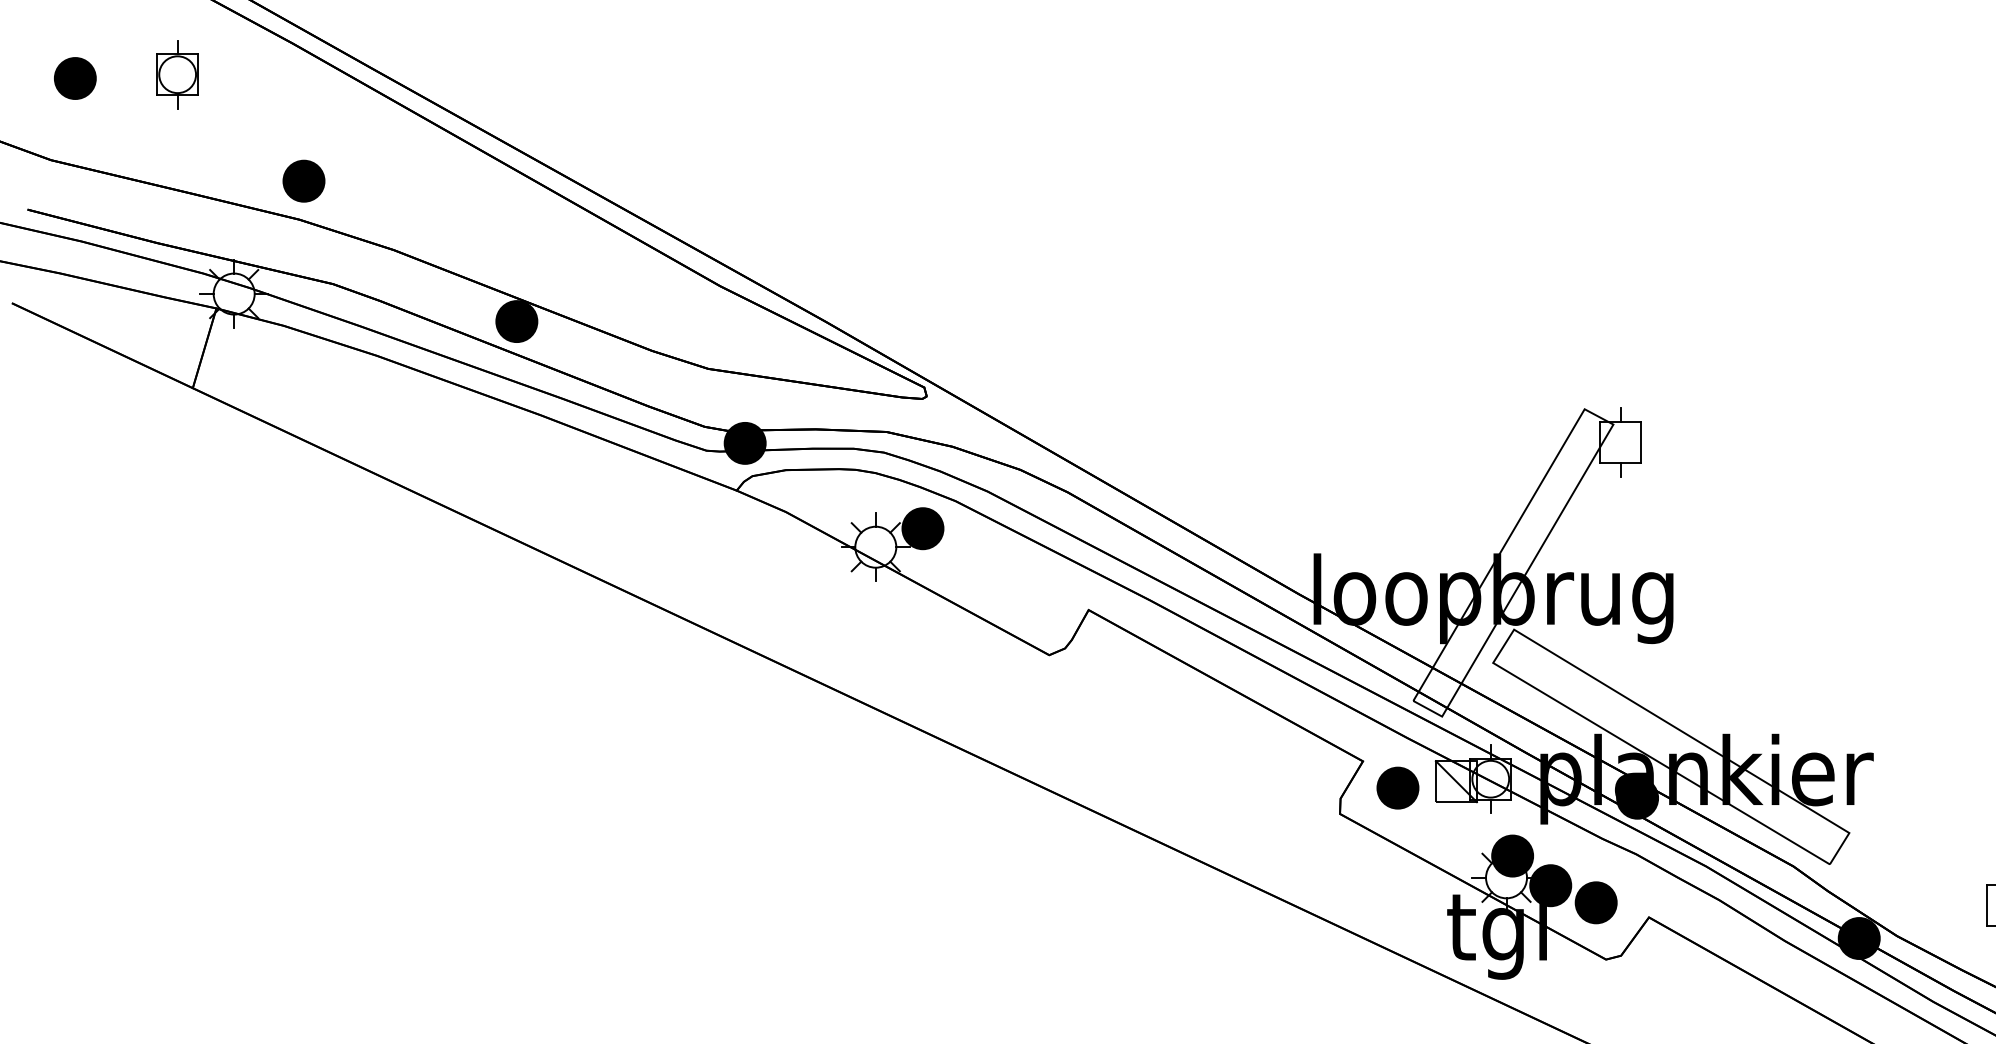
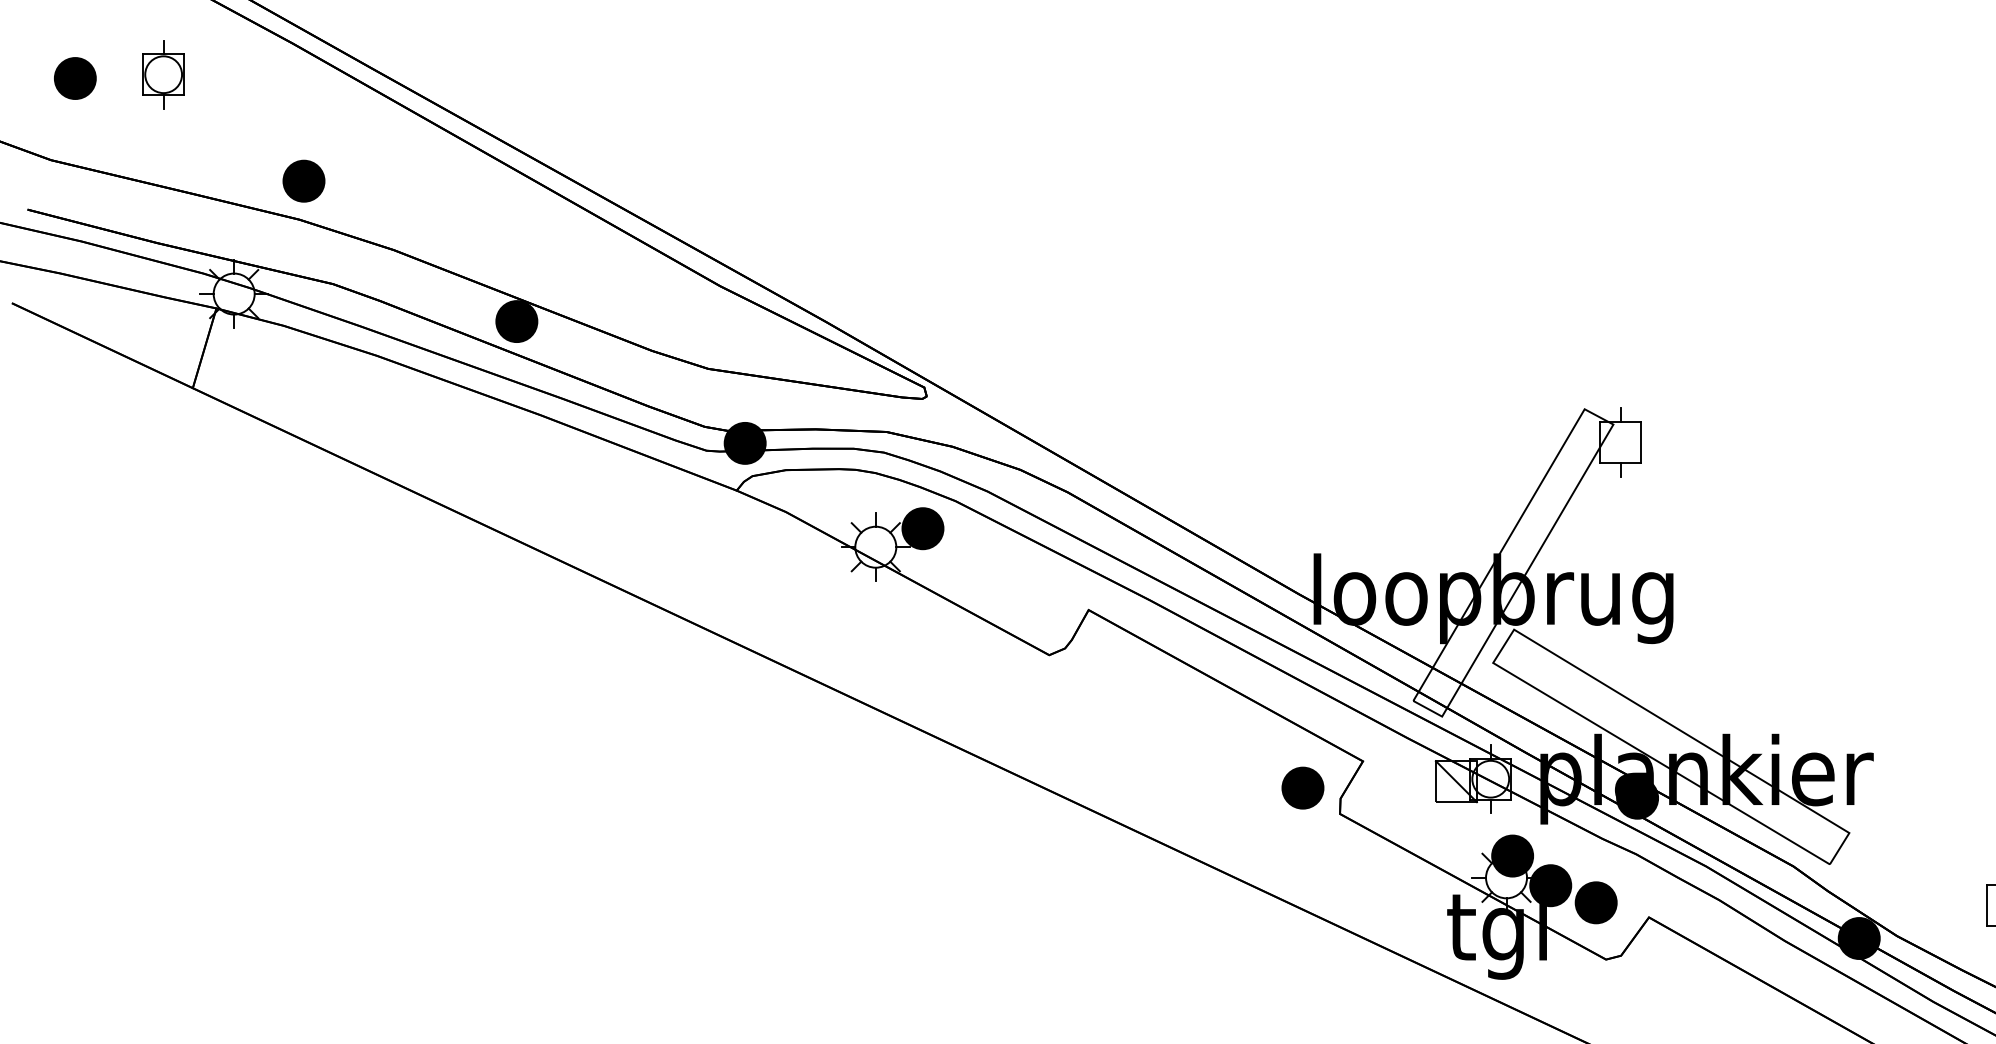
part position: (177, 74) -> (163, 74) (163, 74)
part position: (1397, 787) -> (1302, 787) (1302, 787)
